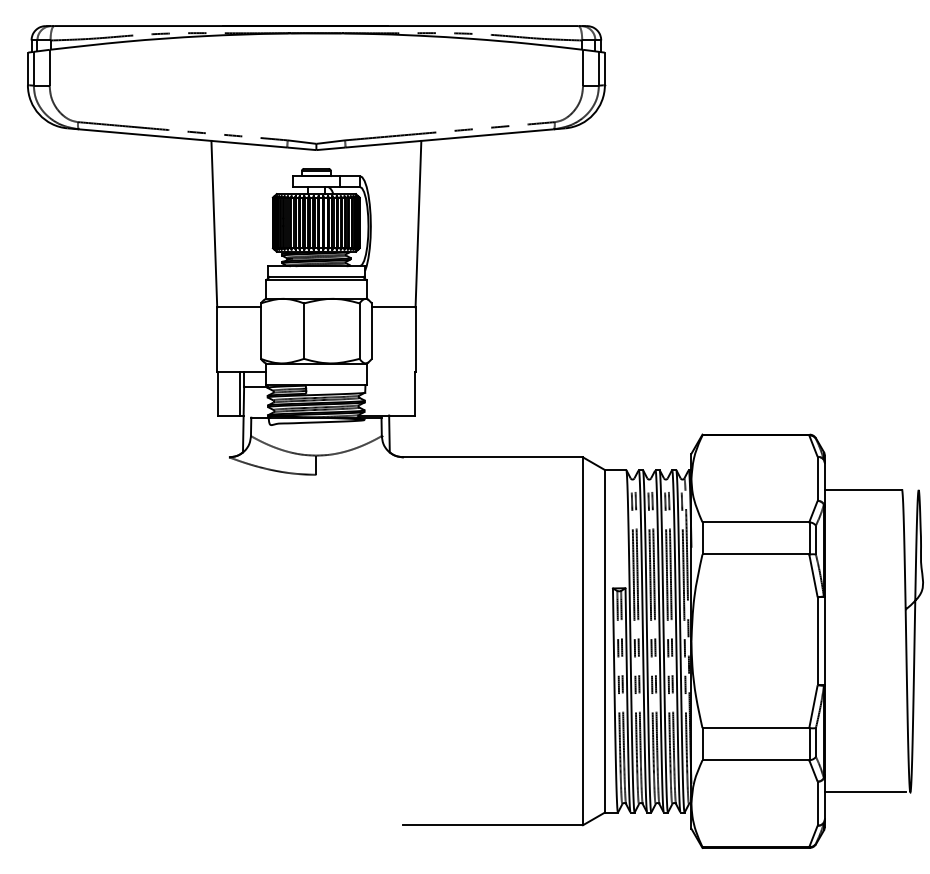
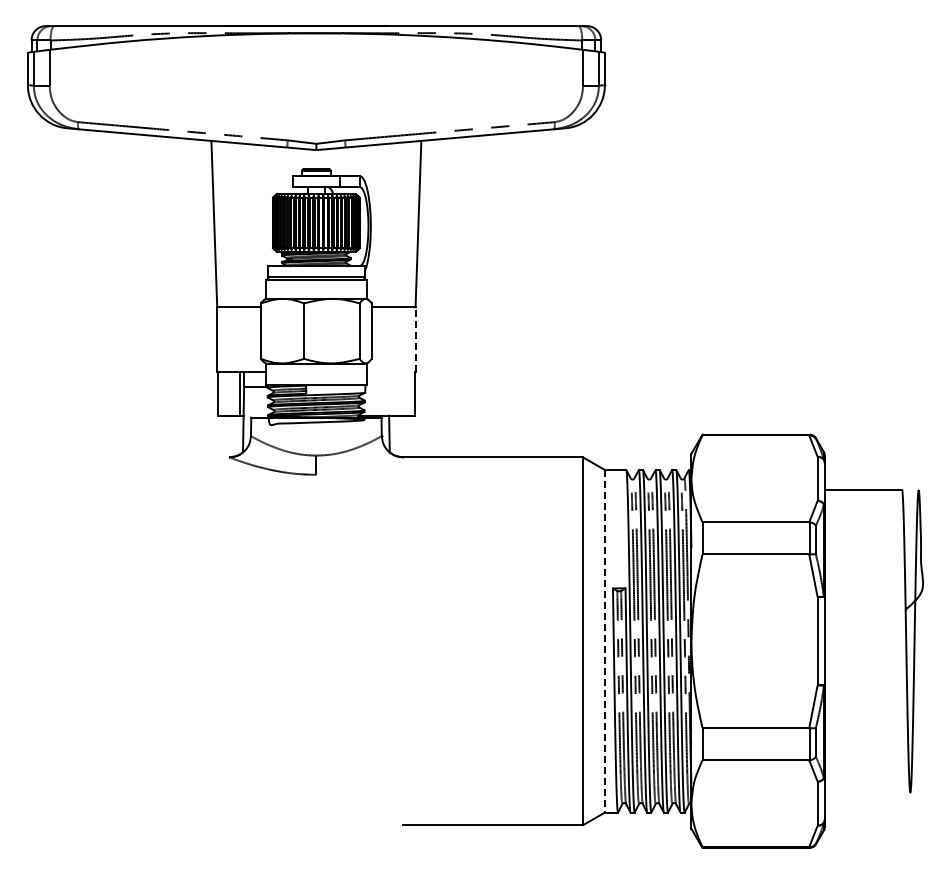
line: solid -> dashed (415, 339)
line: solid -> dashed (604, 641)
line: present -> none (864, 792)
